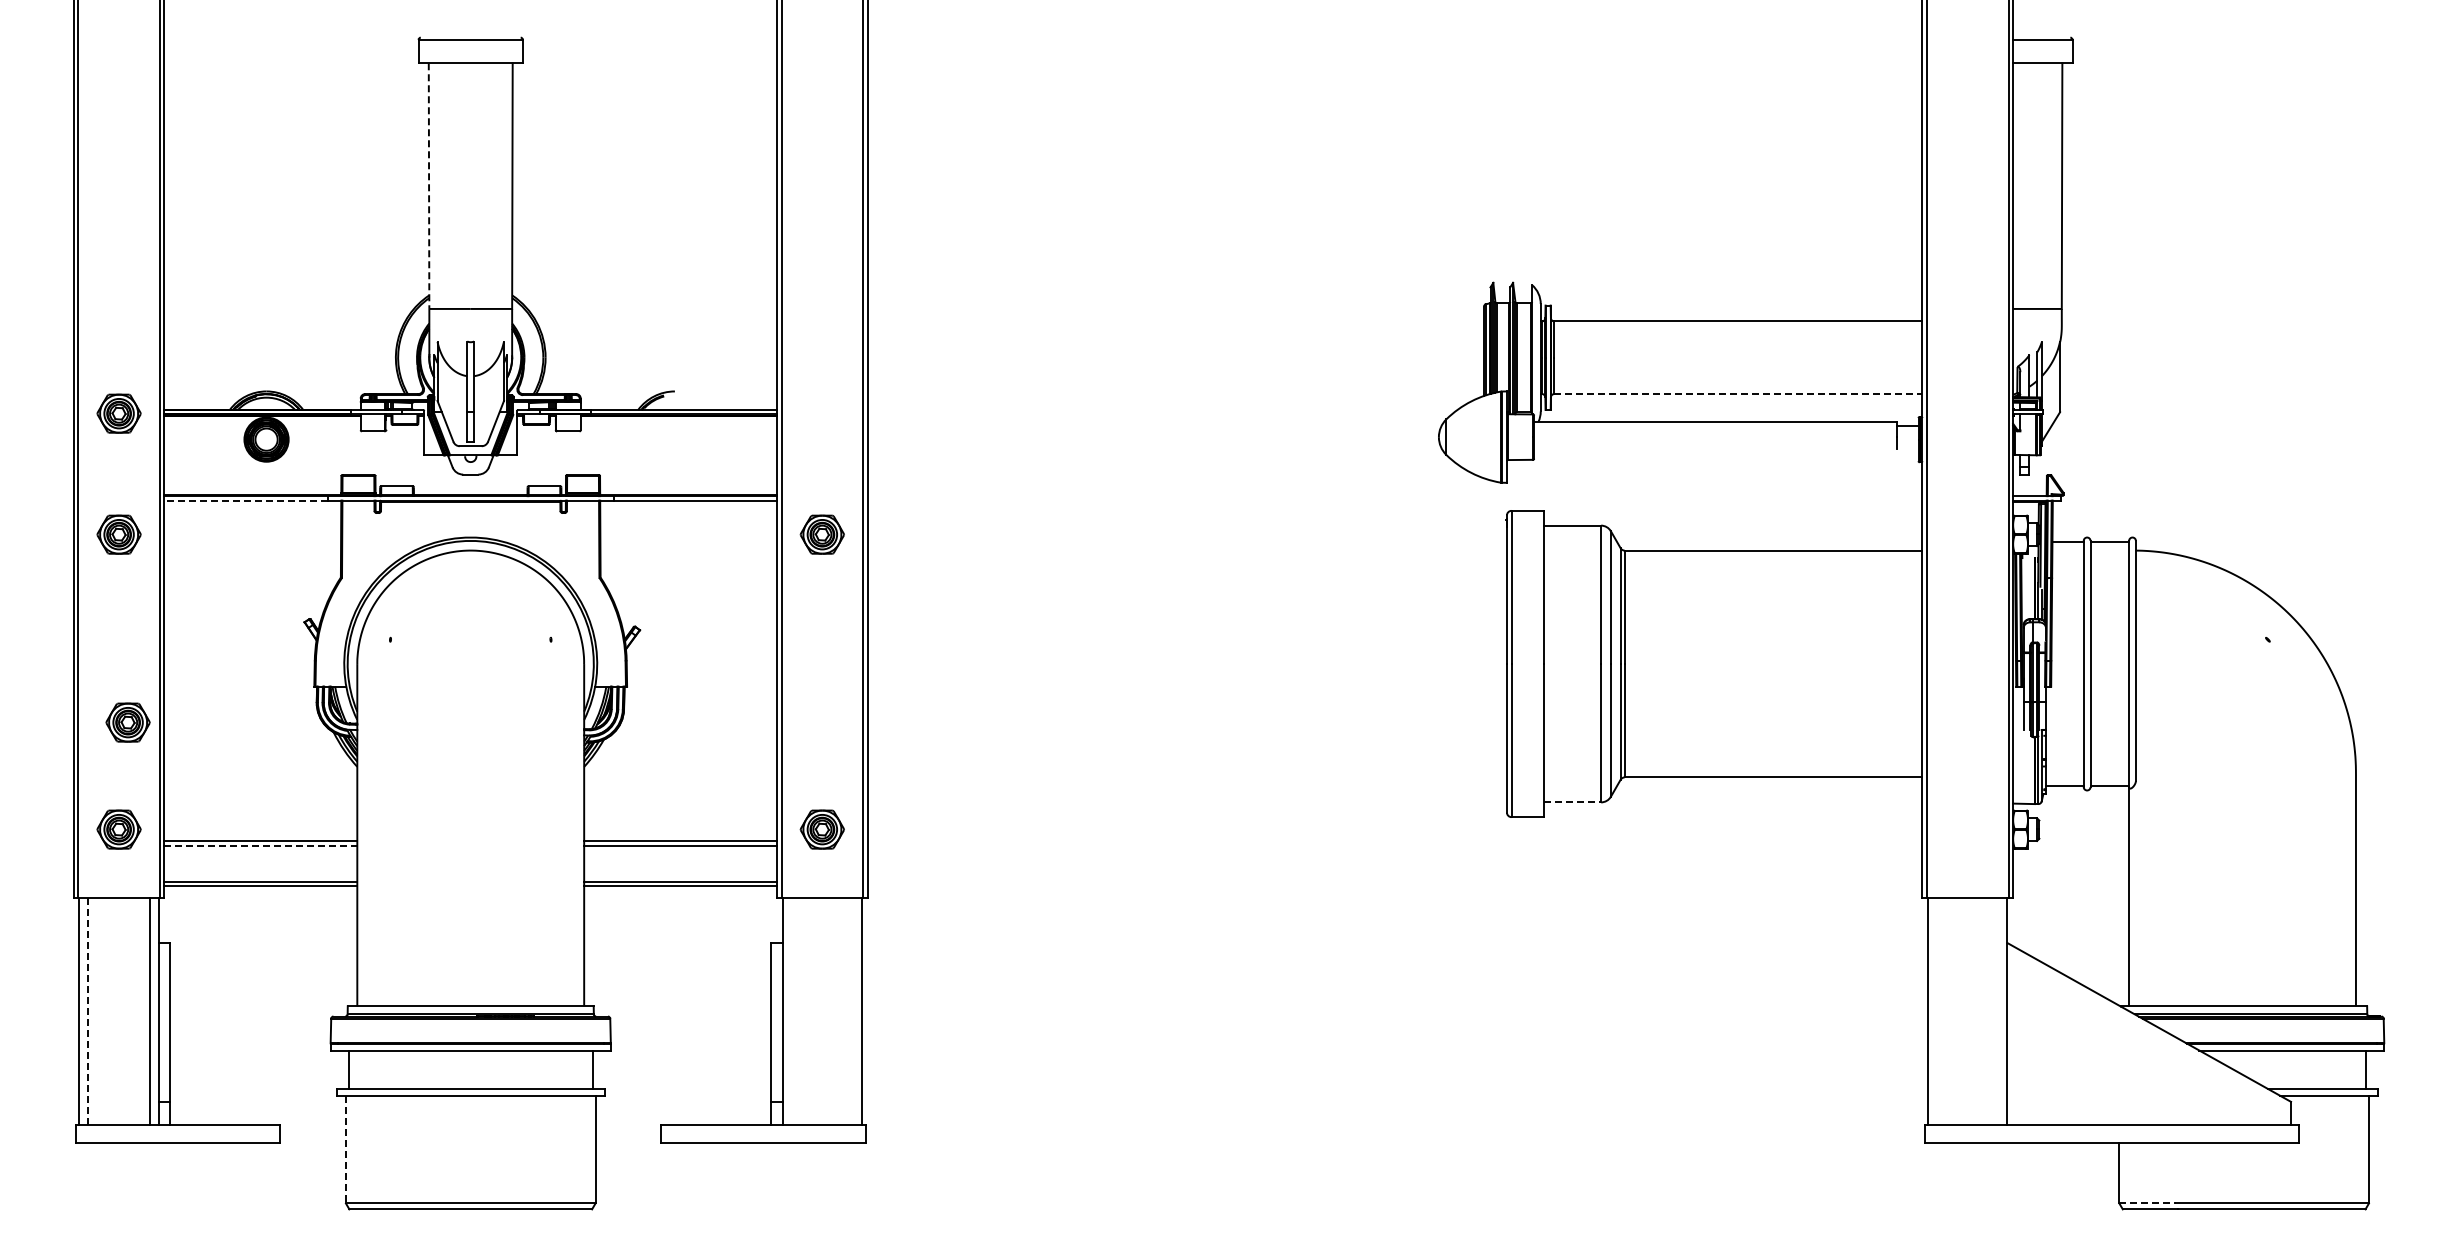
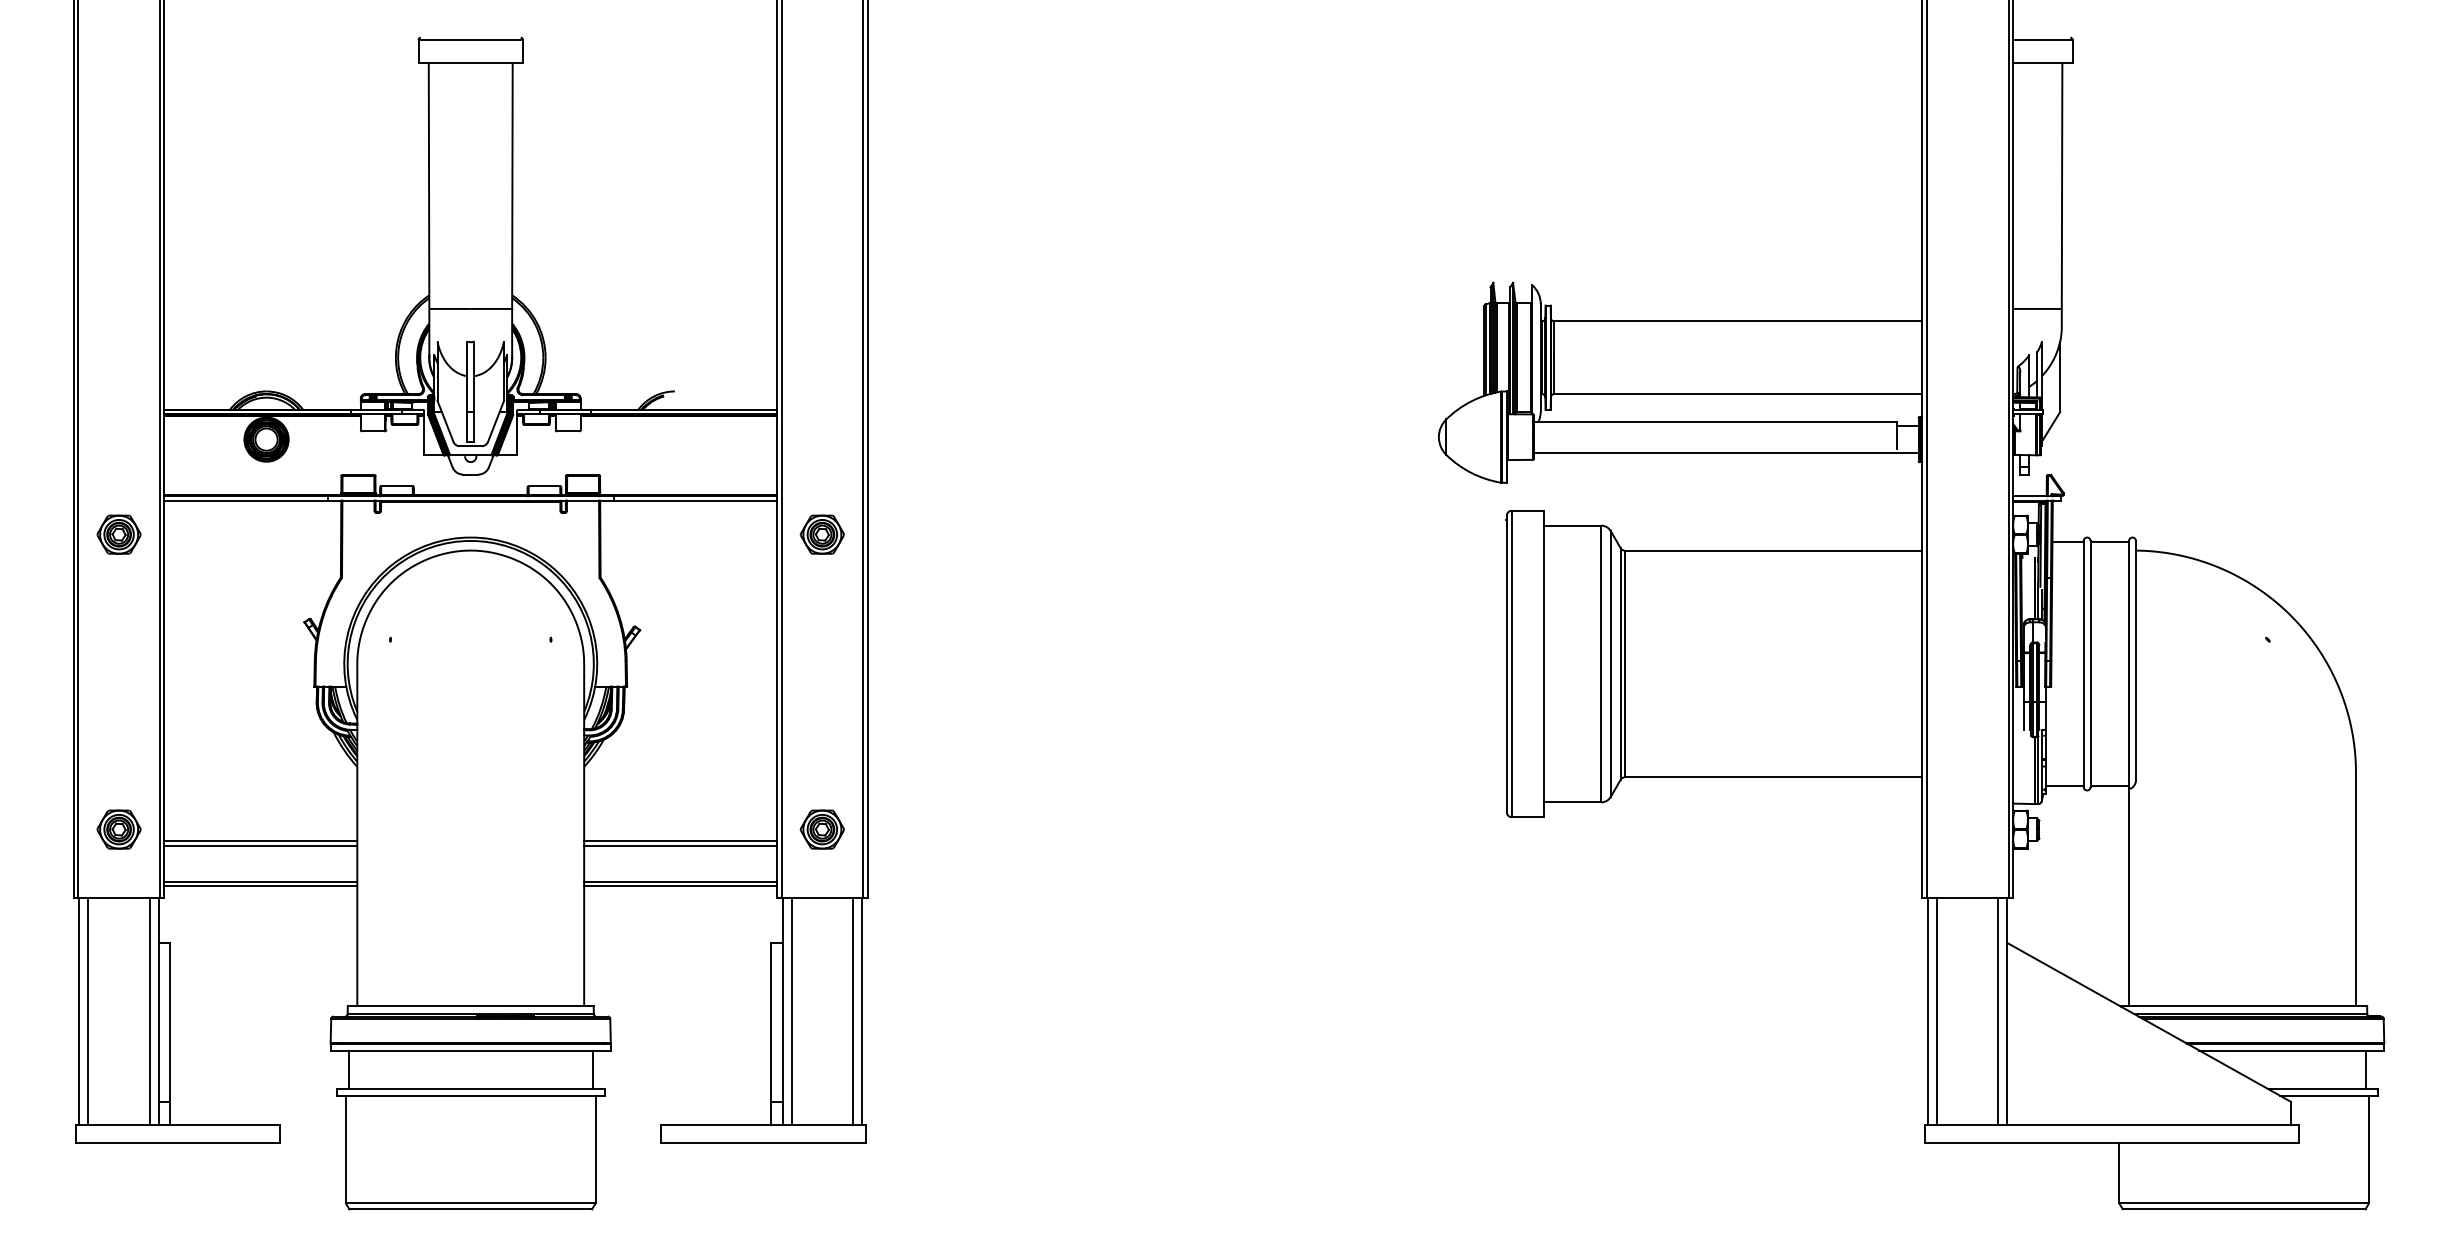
line: dashed -> solid (429, 186)
line: dashed -> solid (1738, 394)
part: present -> none (118, 413)
line: none -> present (1726, 453)
line: dashed -> solid (246, 500)
part: present -> none (127, 722)
line: dashed -> solid (1573, 802)
line: dashed -> solid (261, 845)
line: dashed -> solid (88, 1010)
line: none -> present (791, 1010)
line: none -> present (853, 1010)
line: none -> present (1937, 1010)
line: none -> present (1998, 1010)
line: dashed -> solid (345, 1149)
line: dashed -> solid (2148, 1203)
